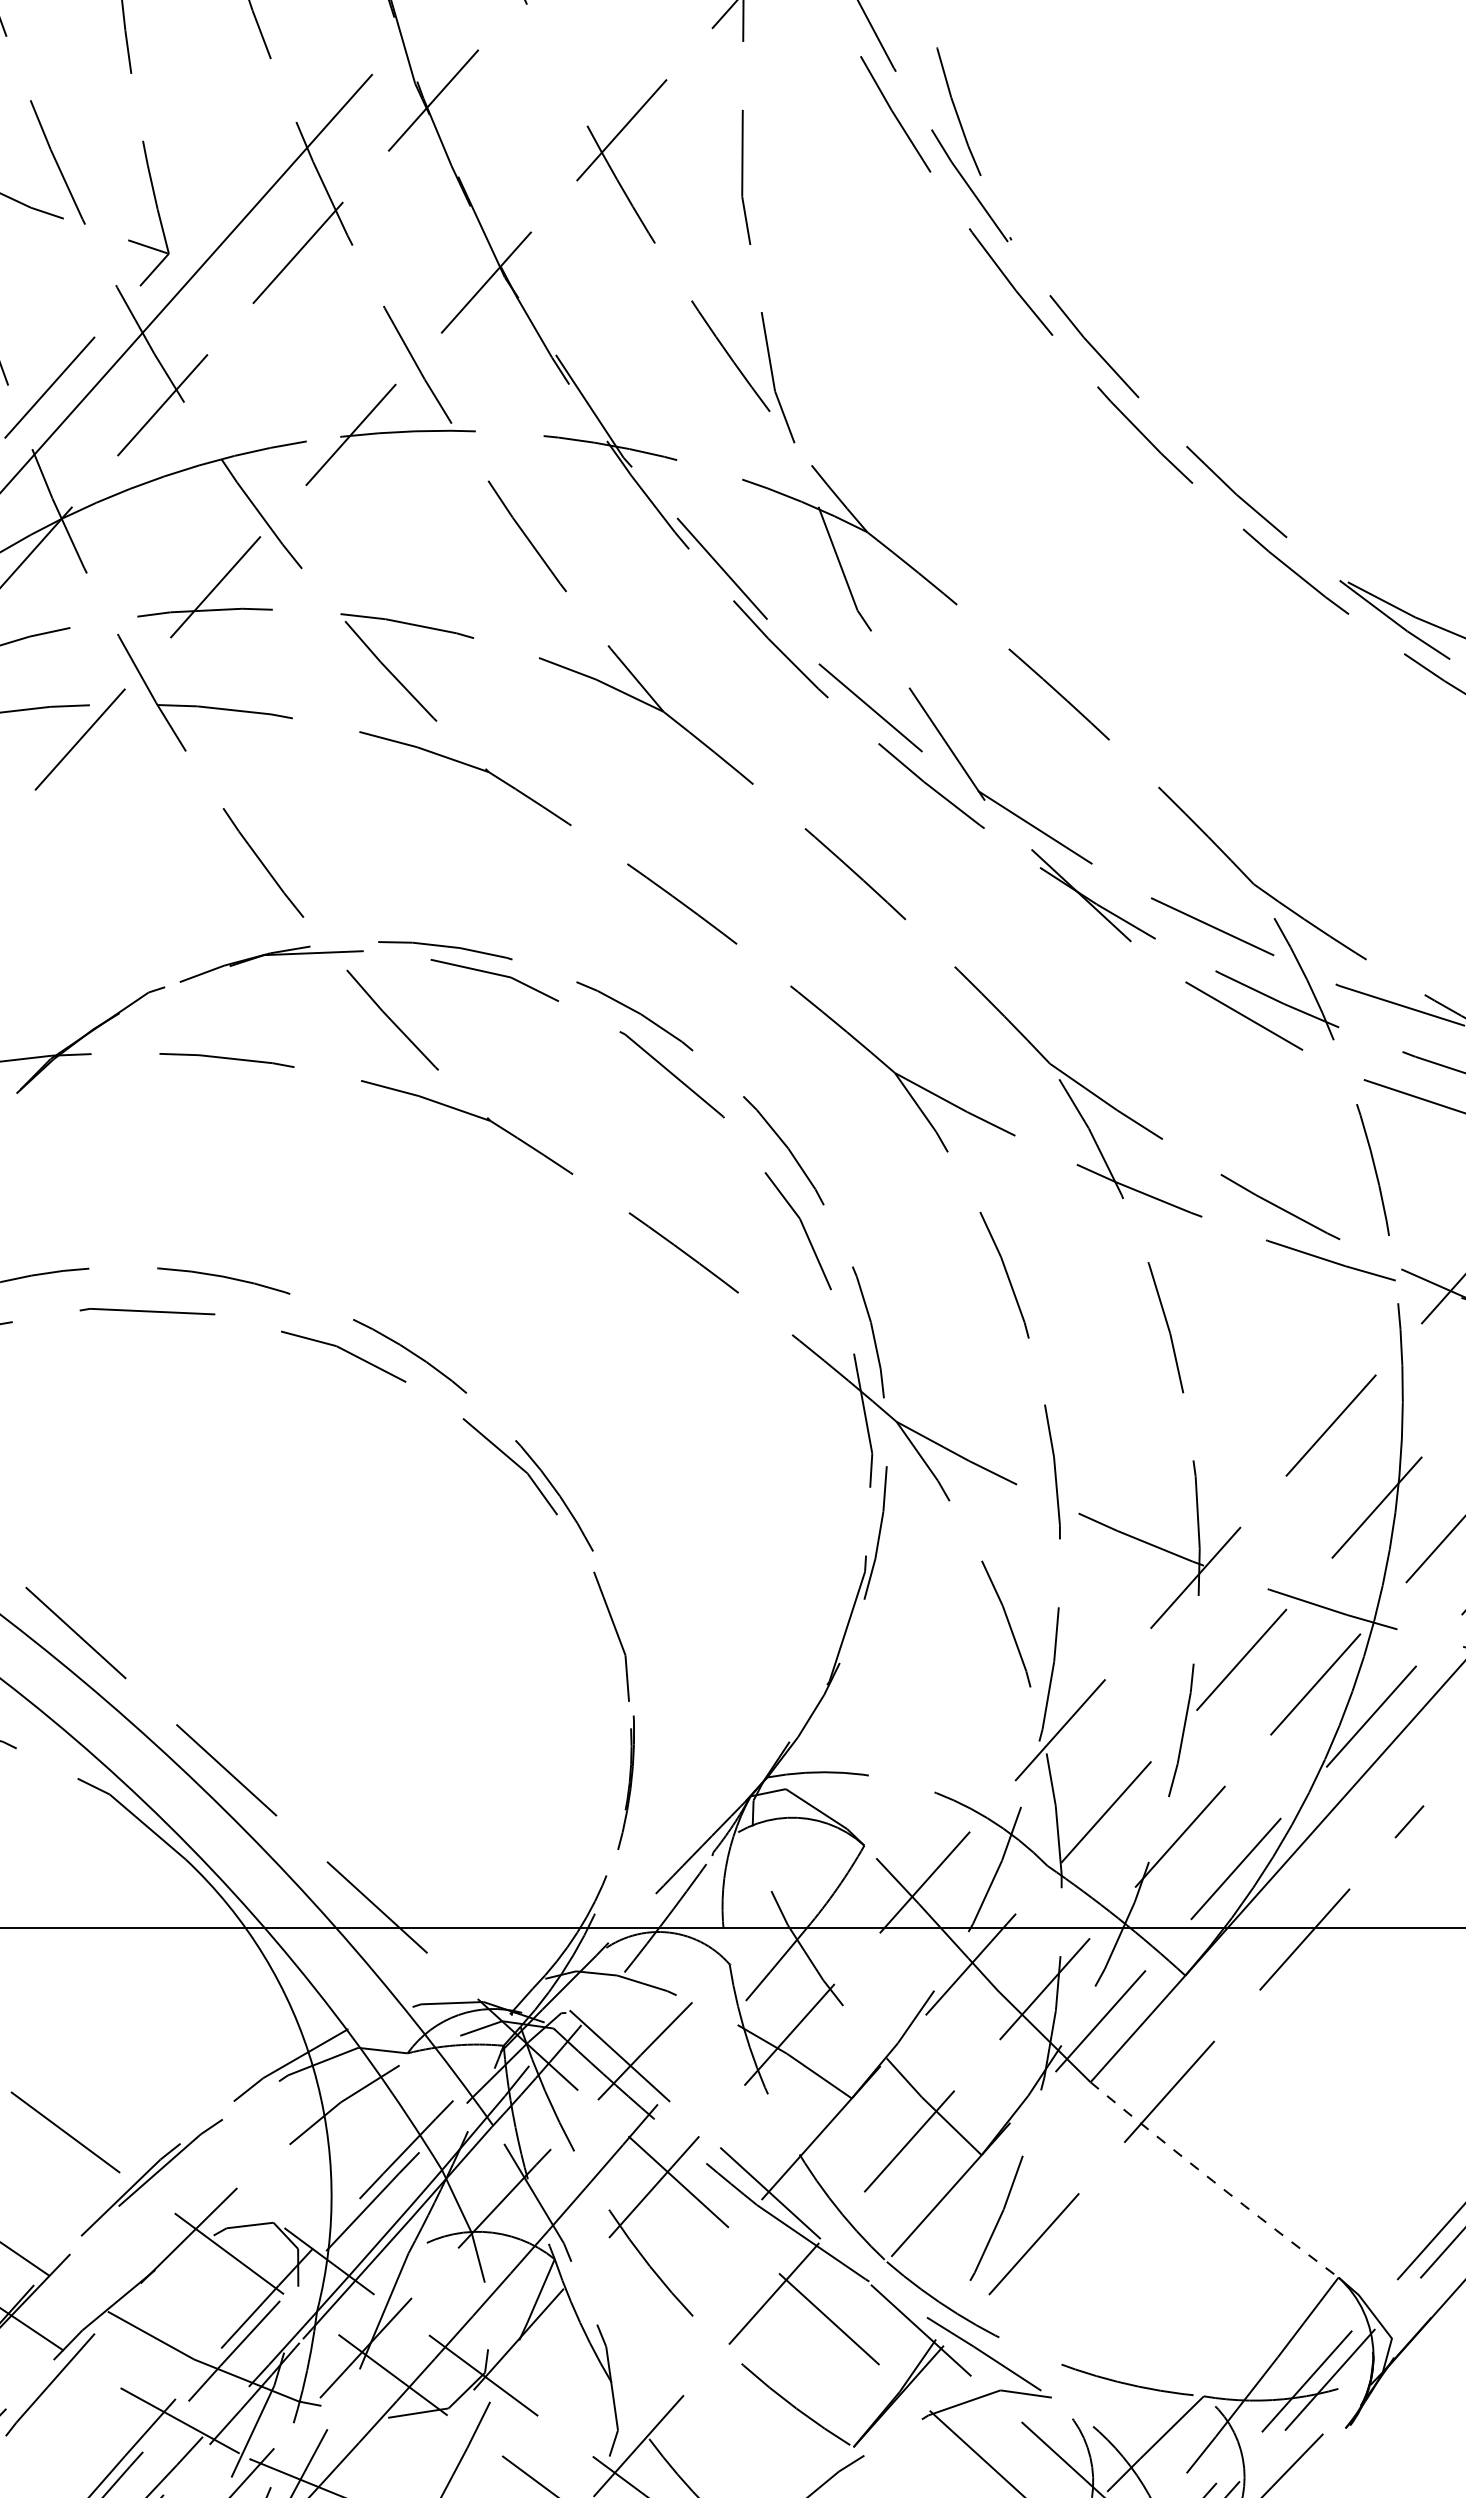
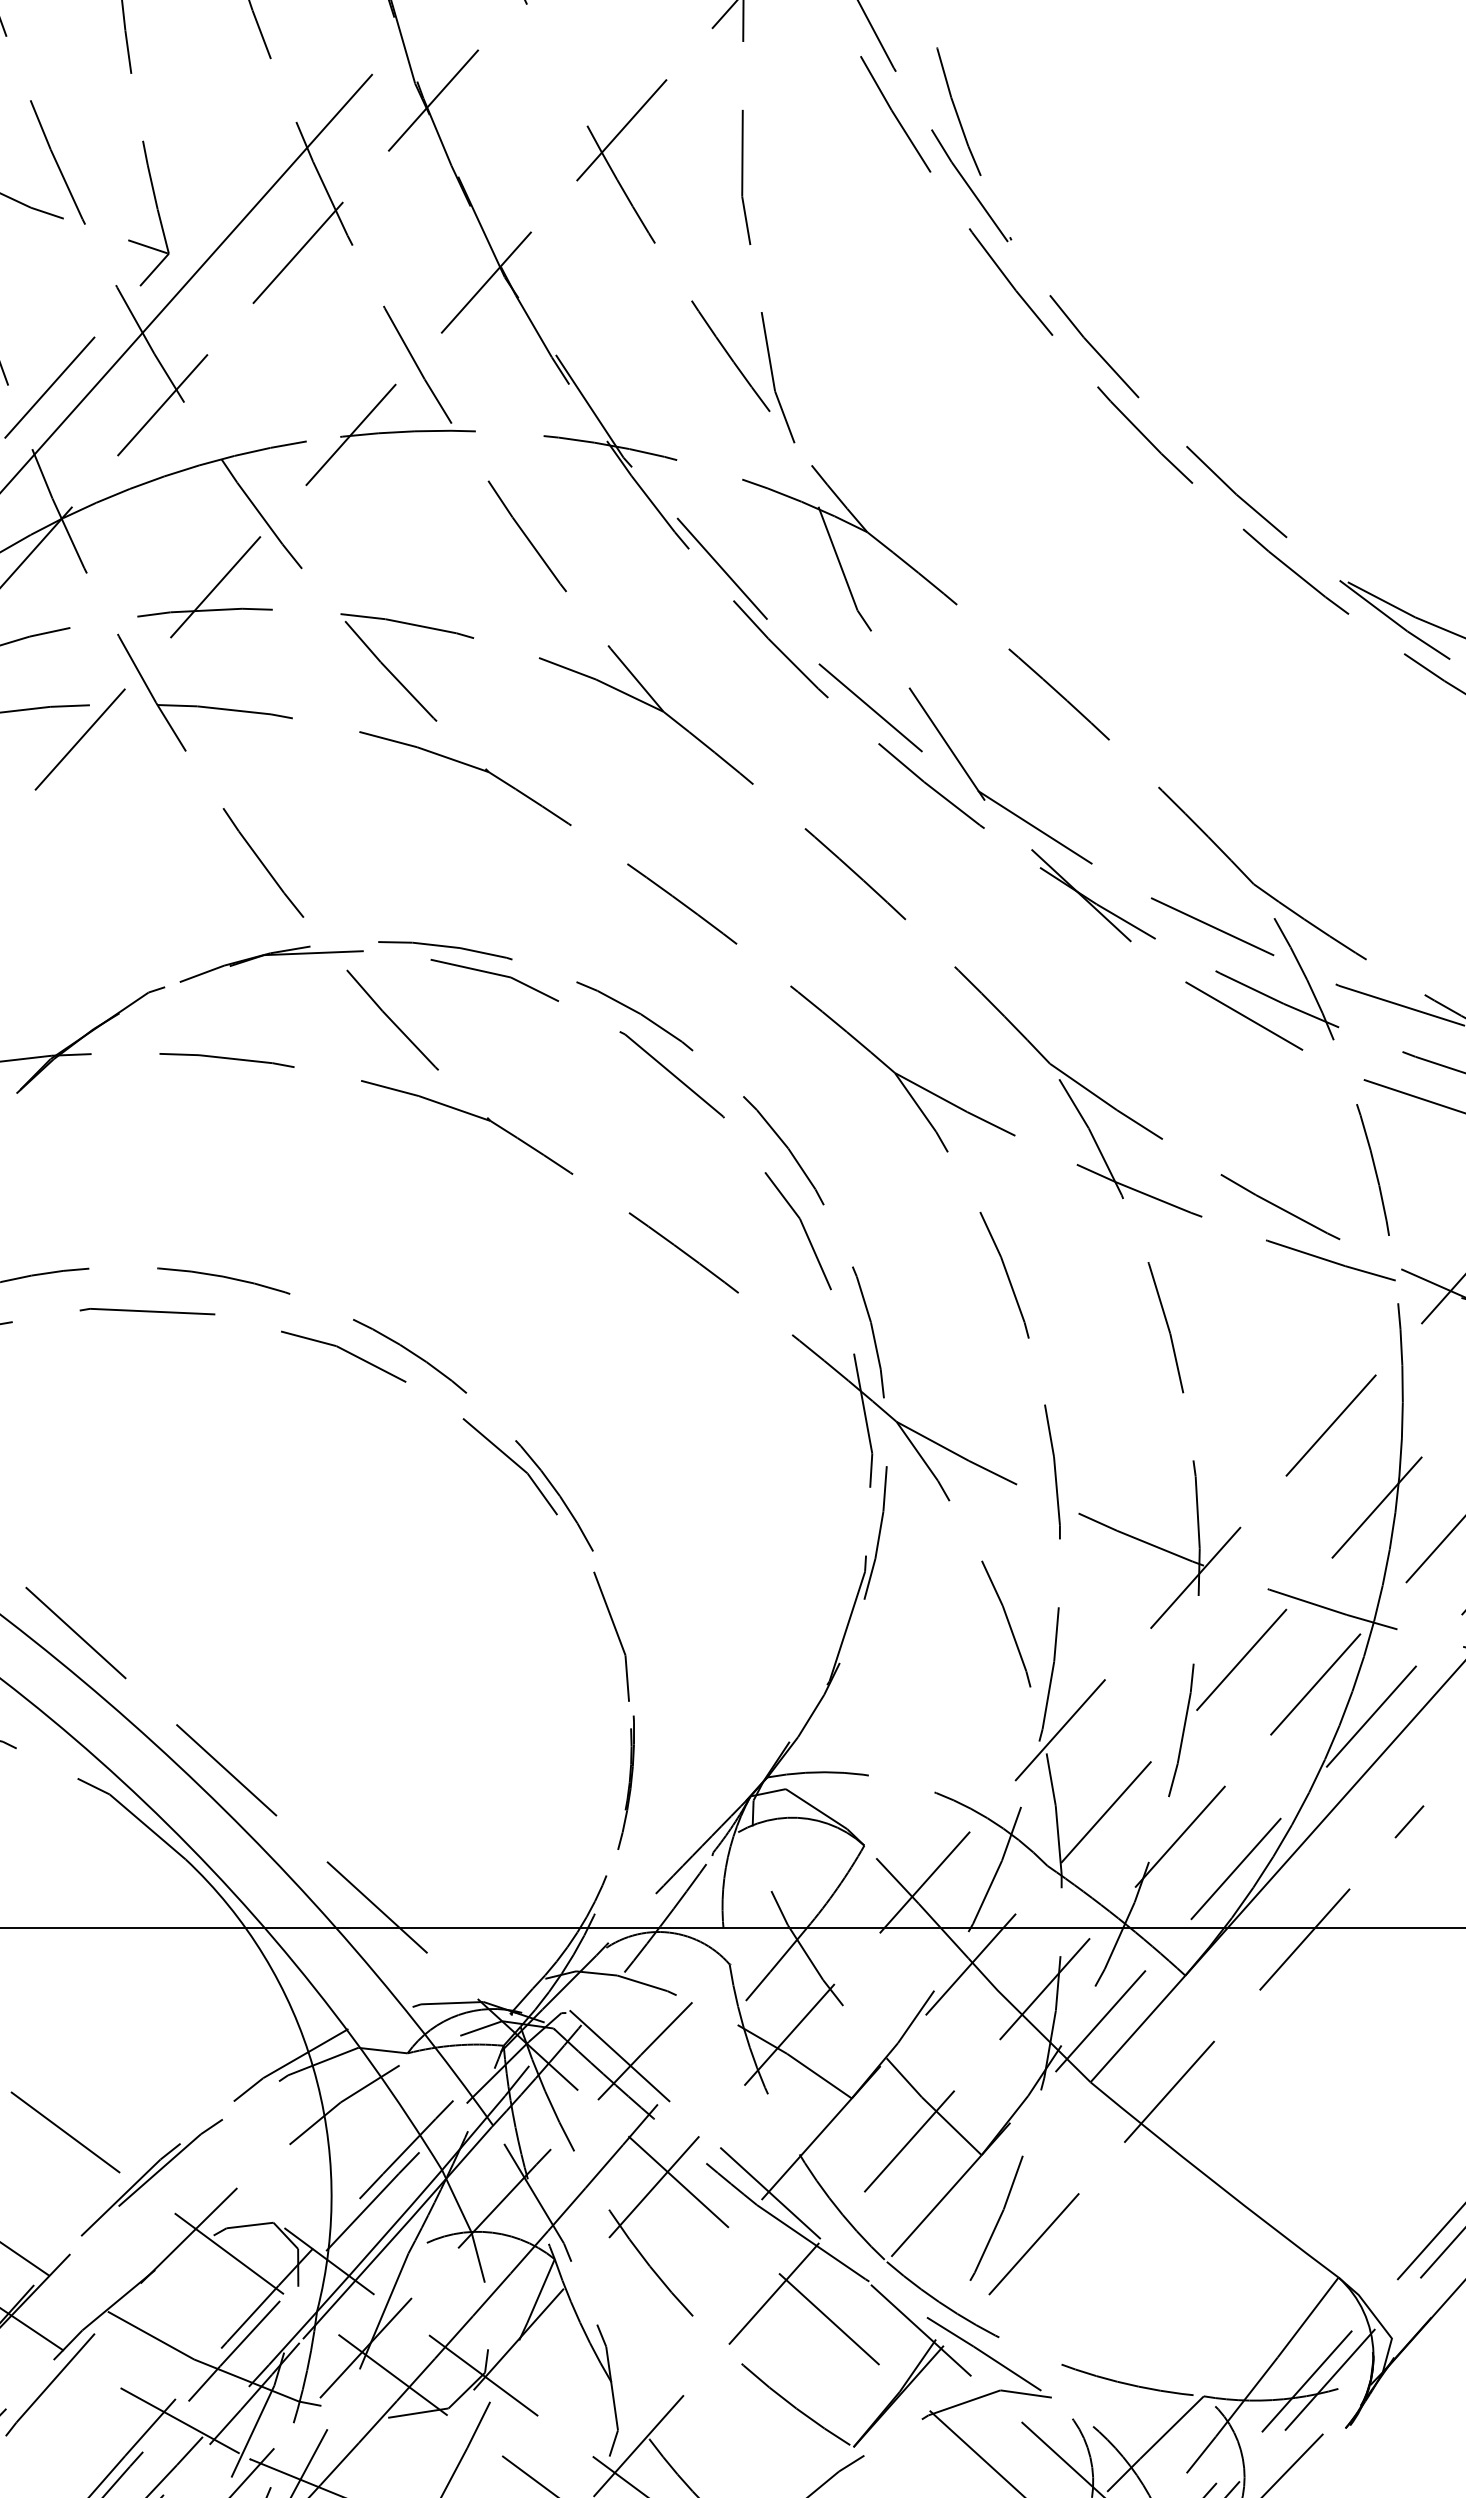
arc: dashed -> solid (1213, 2181)
